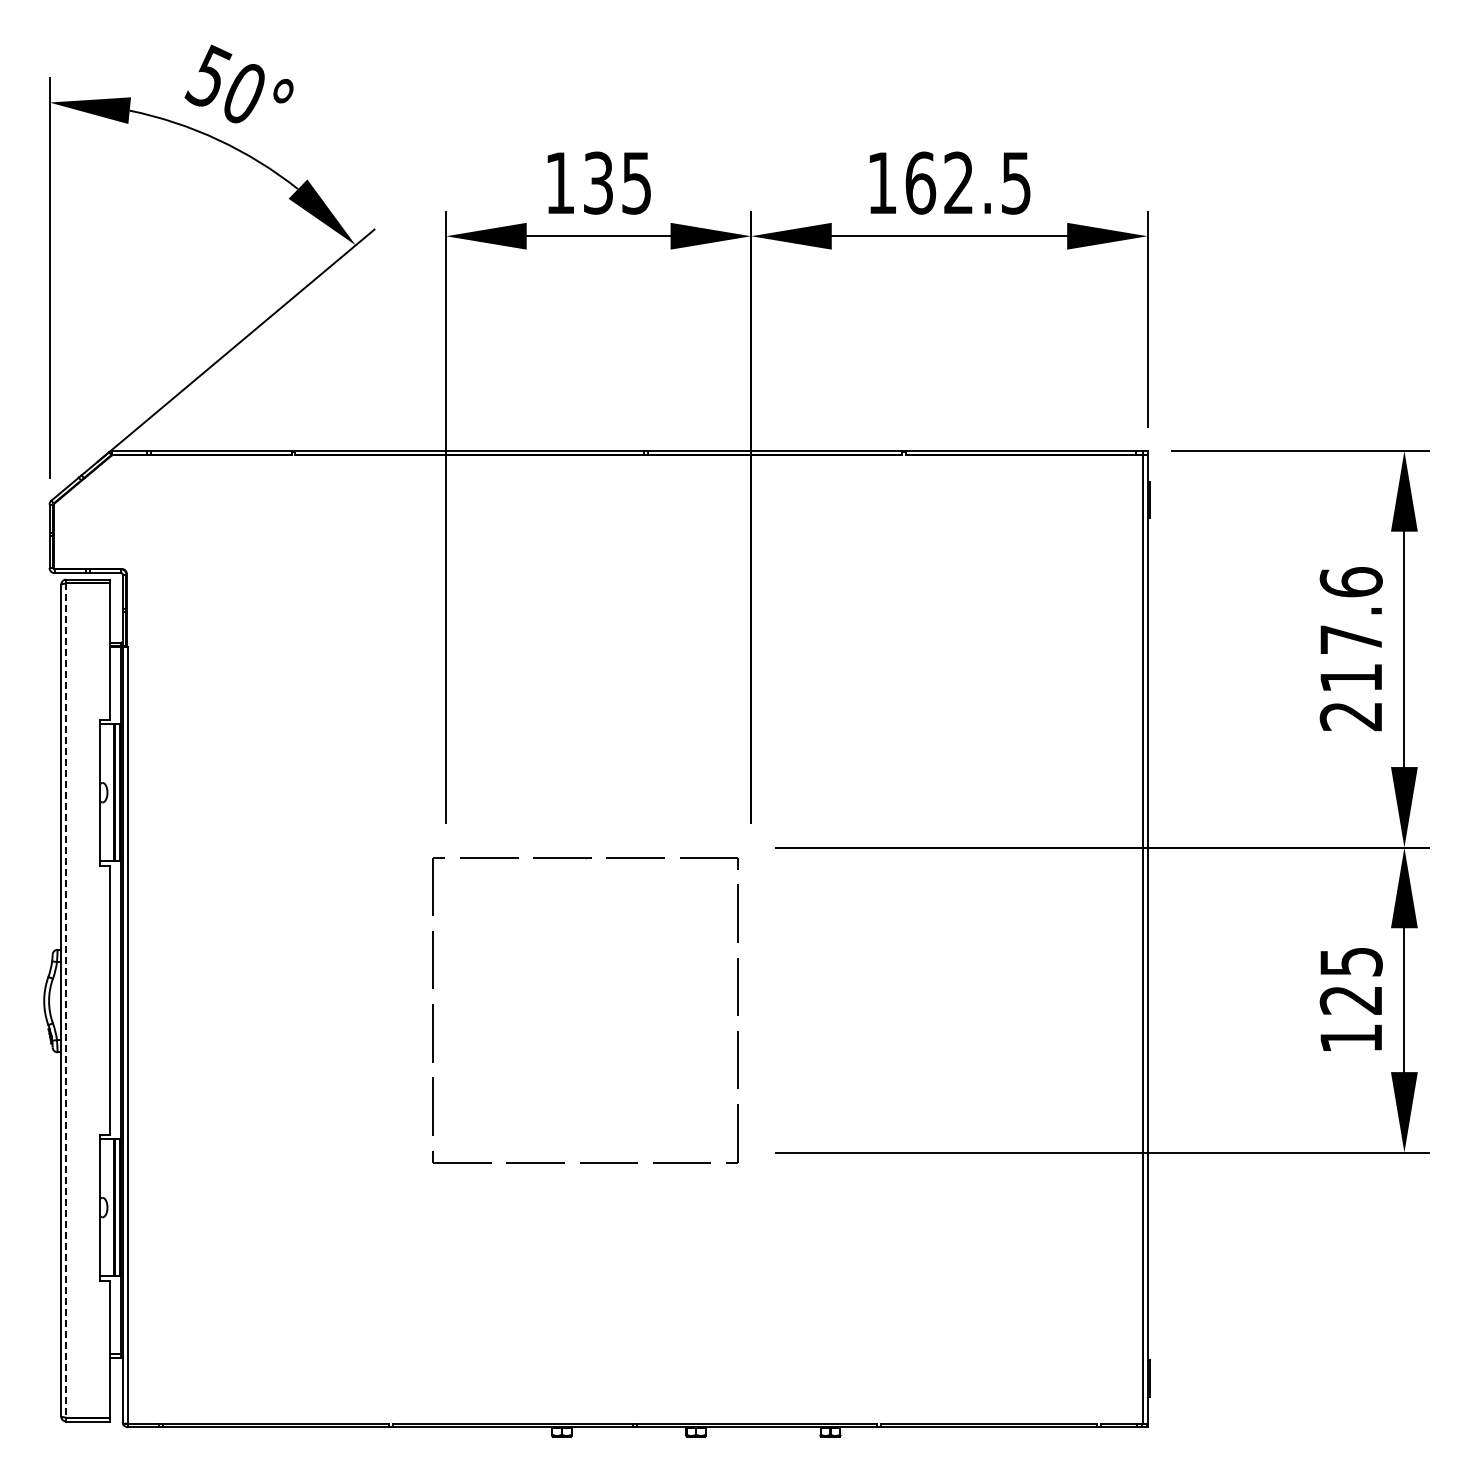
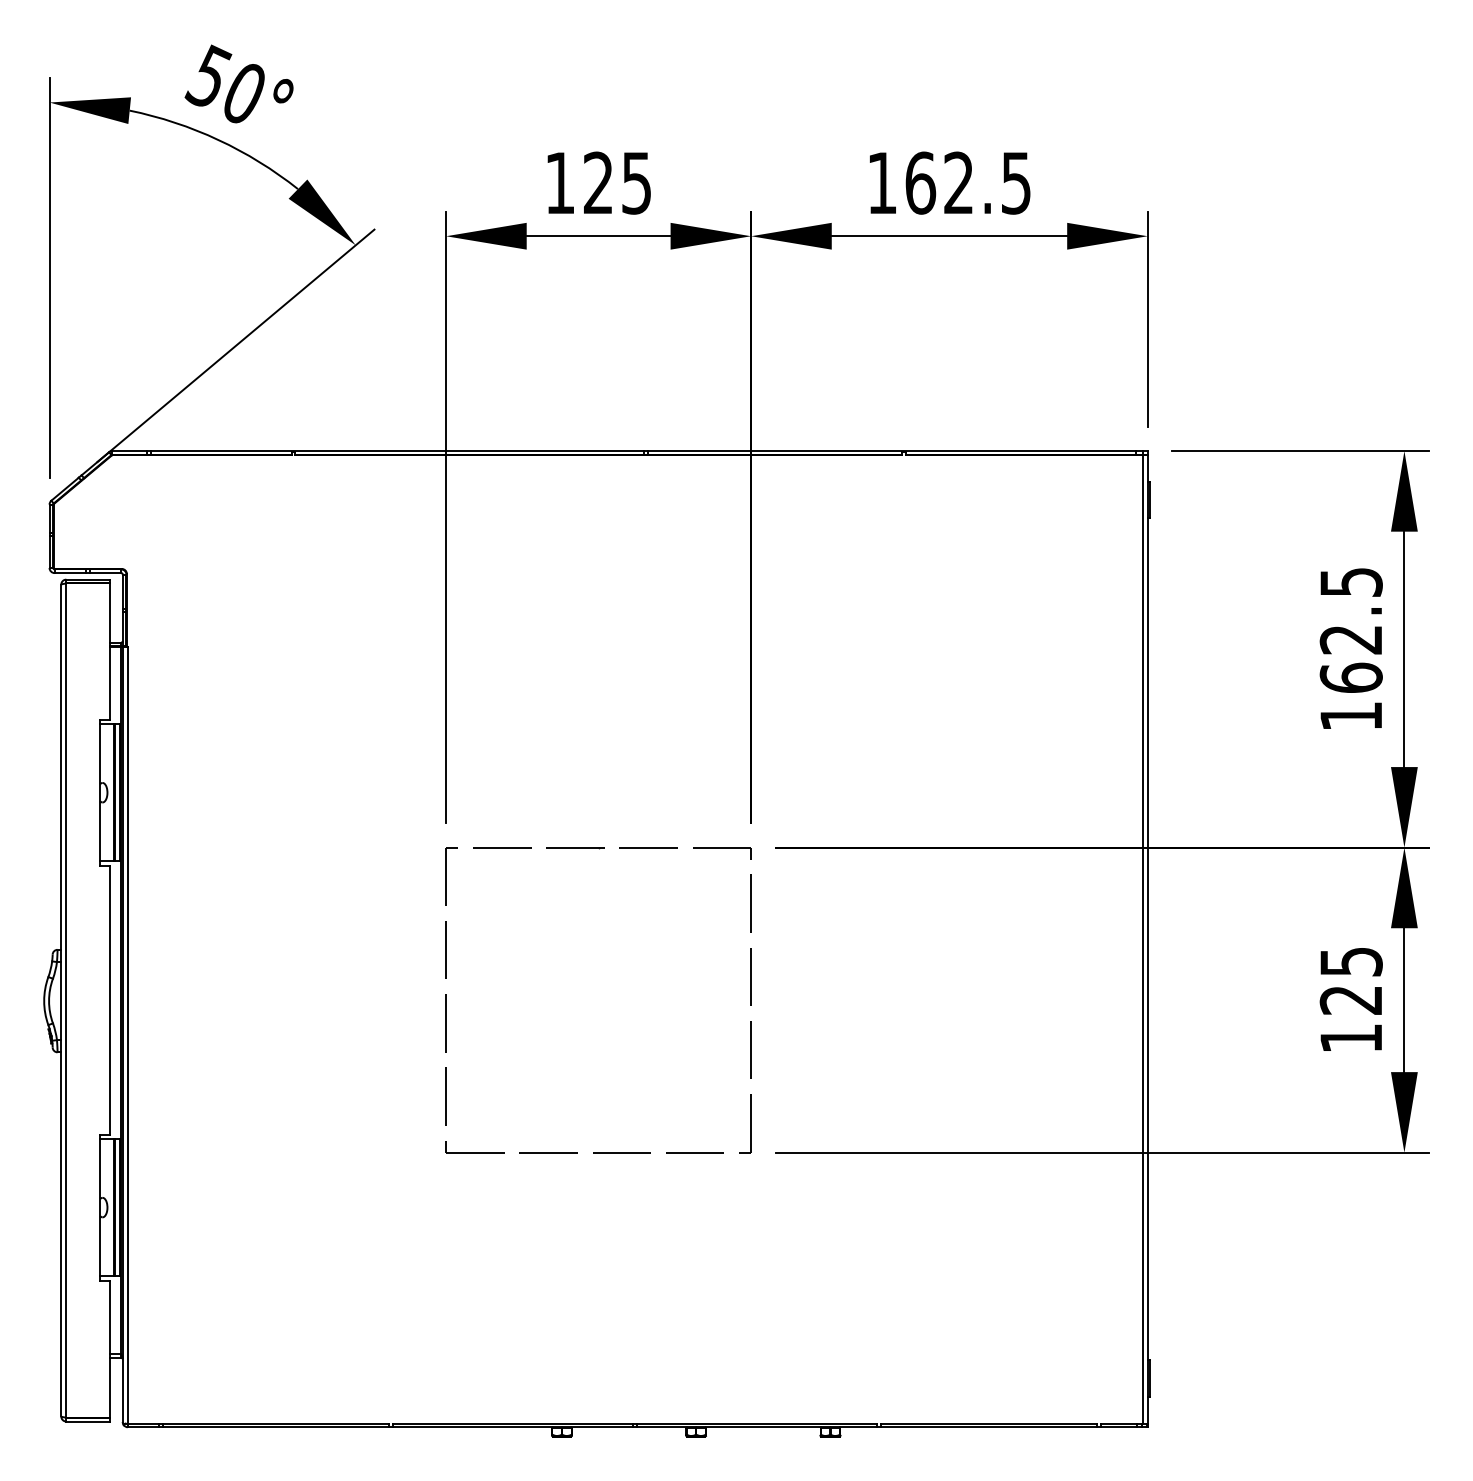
text: 135 -> 125 (598, 182)
text: 217.6 -> 162.5 (1350, 649)
part position: (586, 859) -> (599, 849) (599, 849)
line: dashed -> solid (66, 1001)
